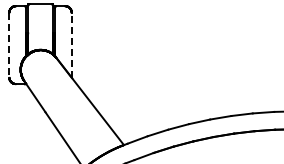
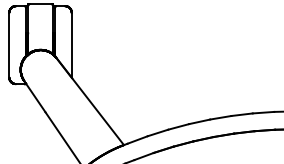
line: dashed -> solid (9, 45)
line: dashed -> solid (71, 45)
